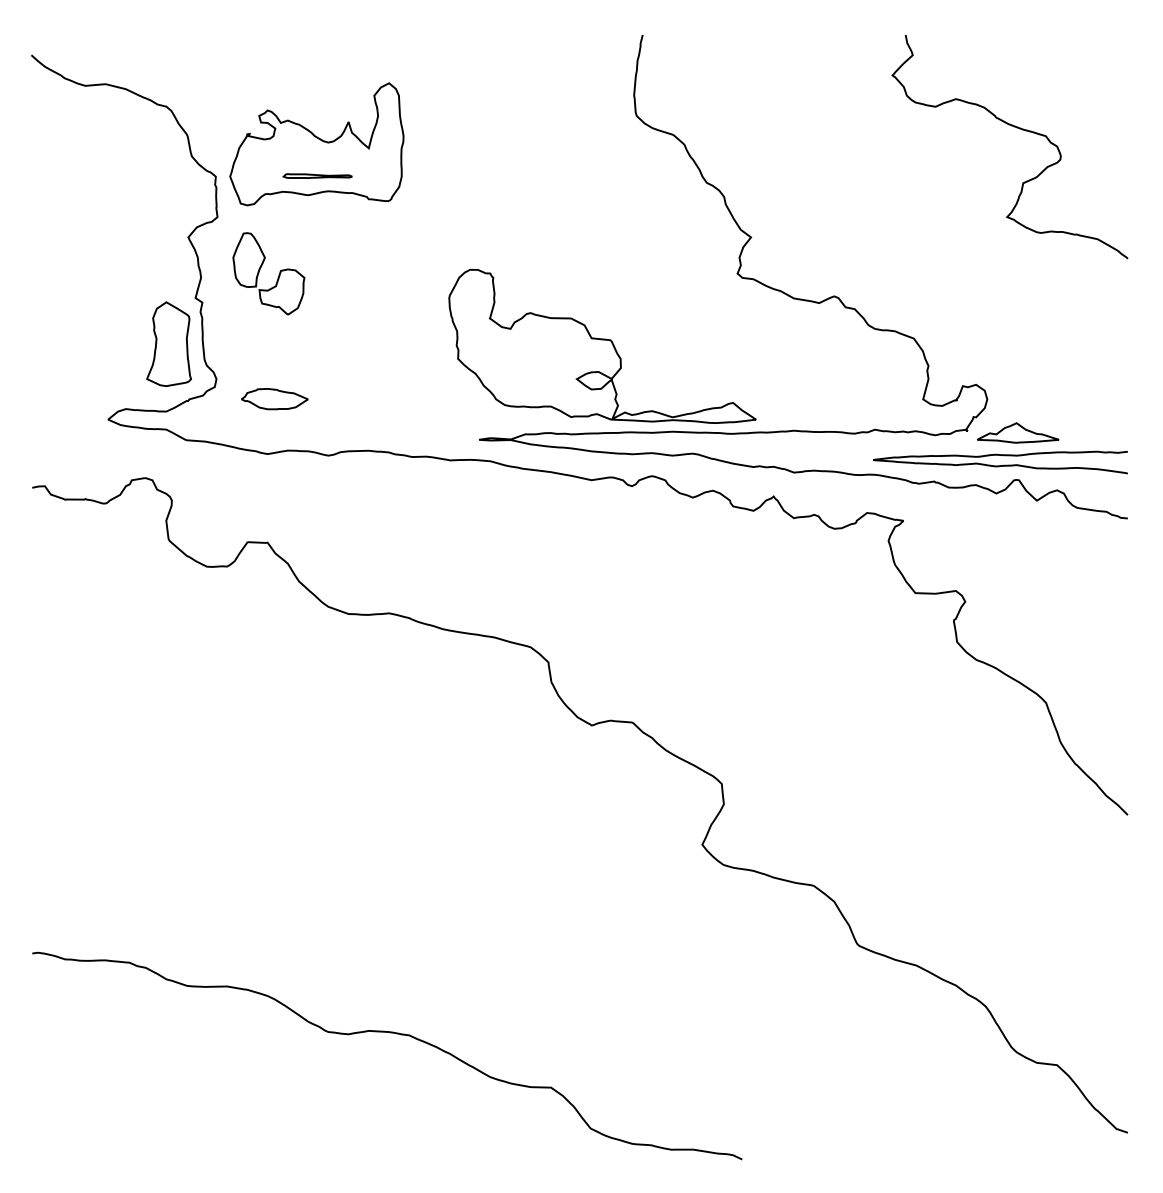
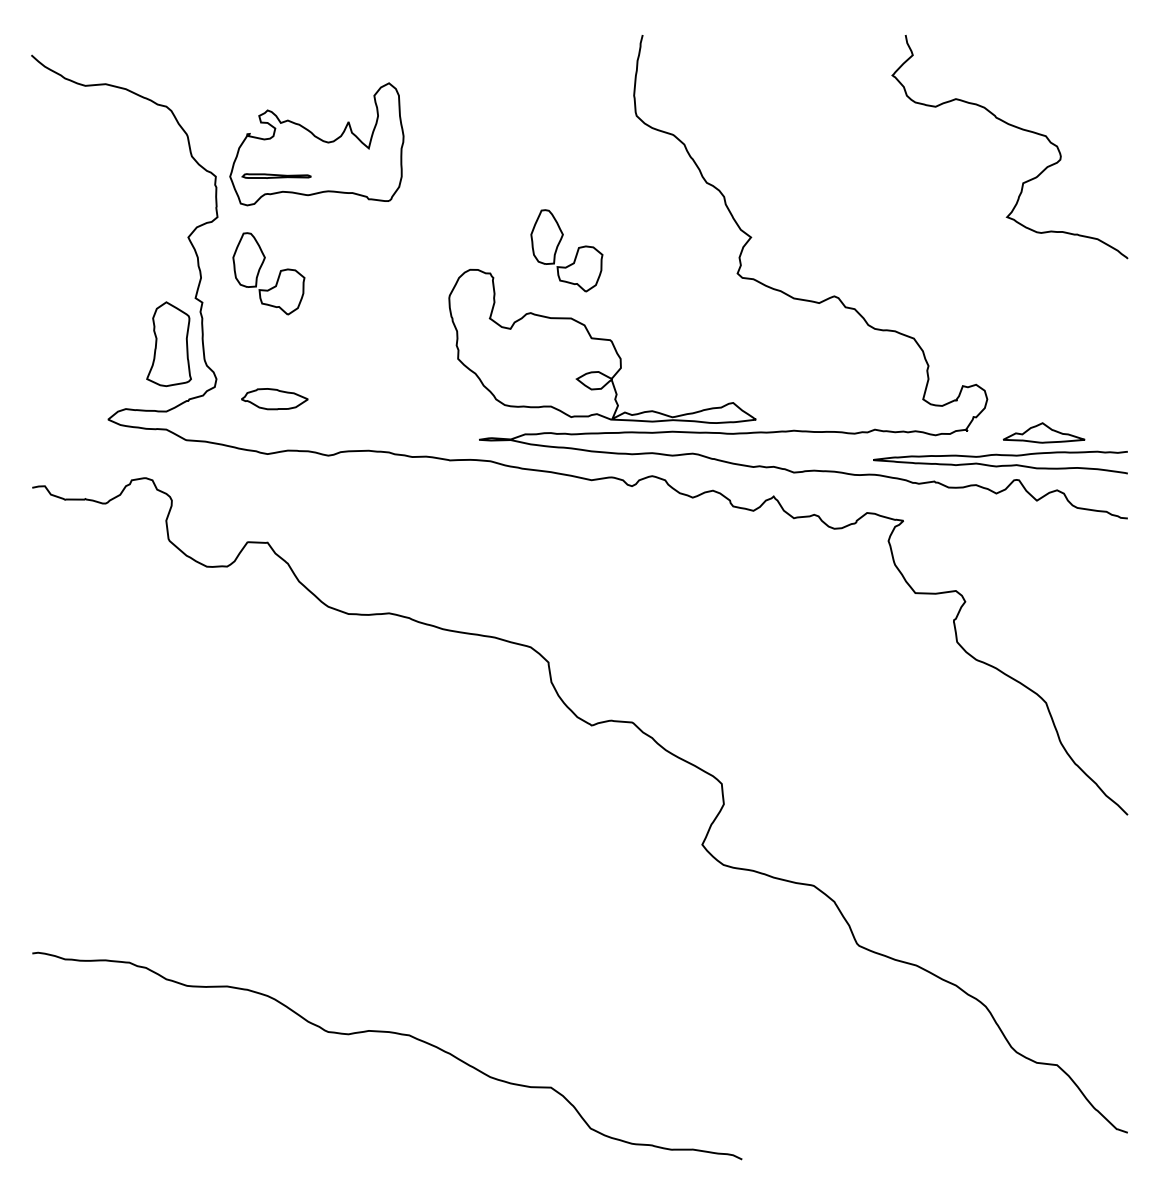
part position: (317, 175) -> (276, 175) (276, 175)
part: none -> present (558, 247)
part position: (1017, 432) -> (1043, 432) (1043, 432)
